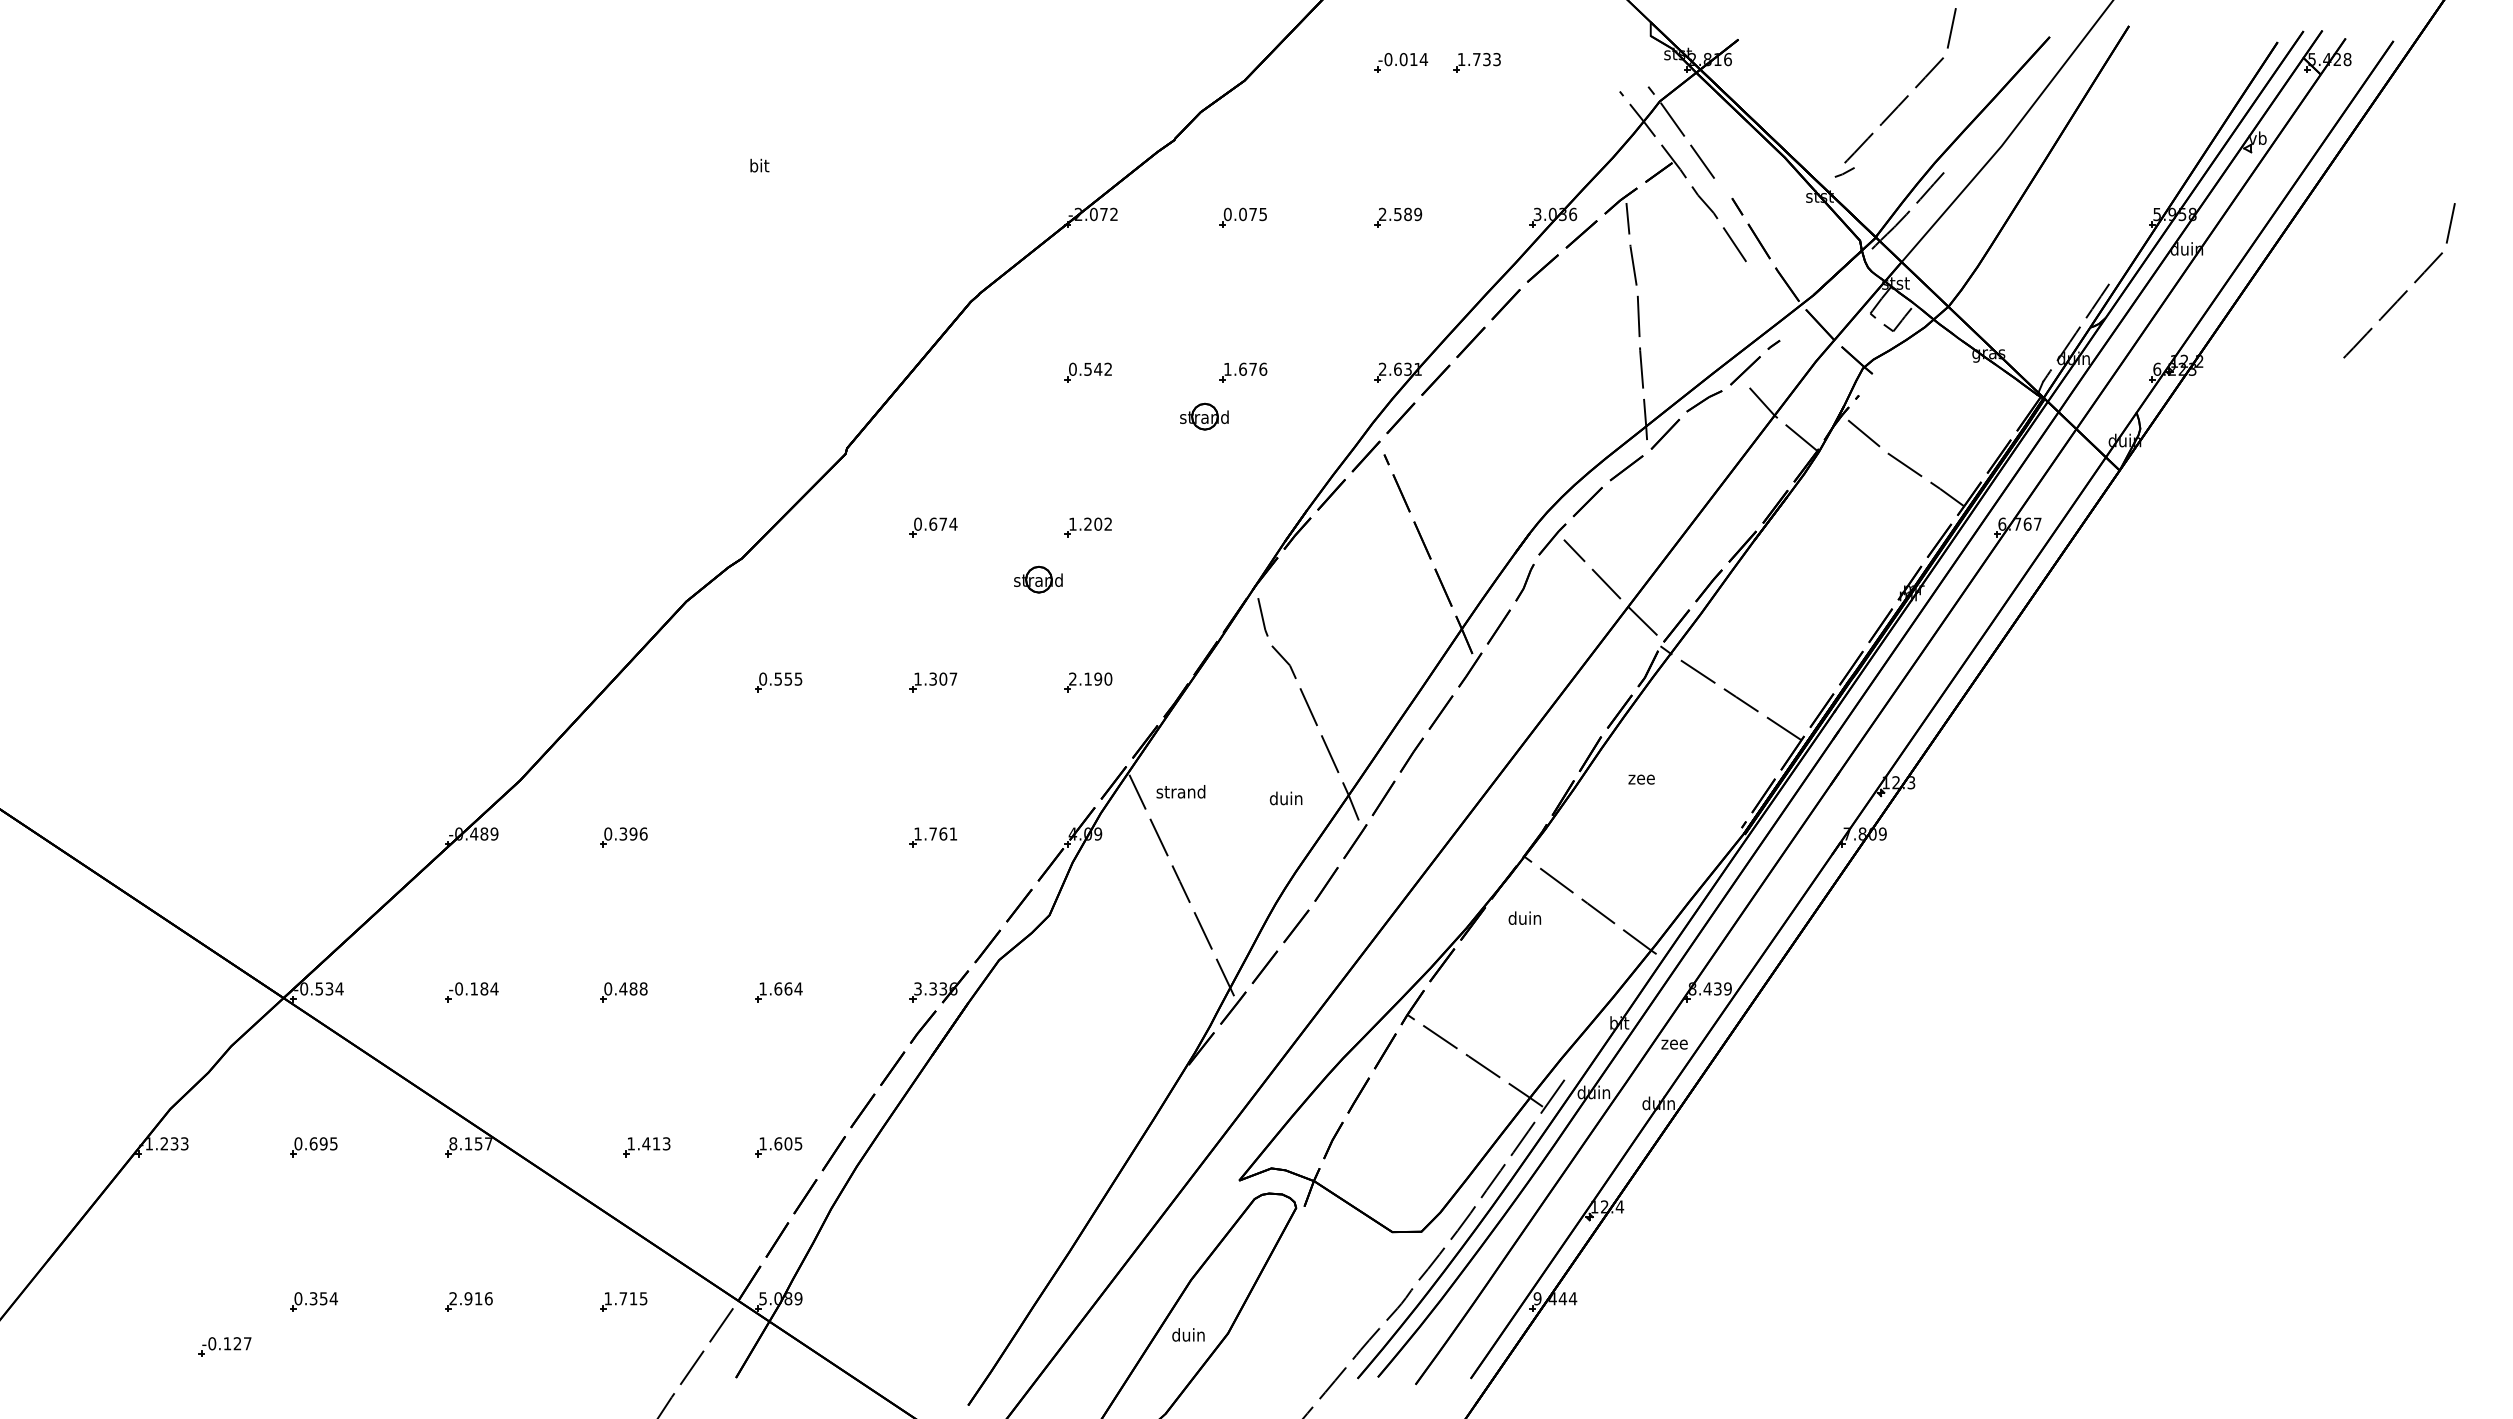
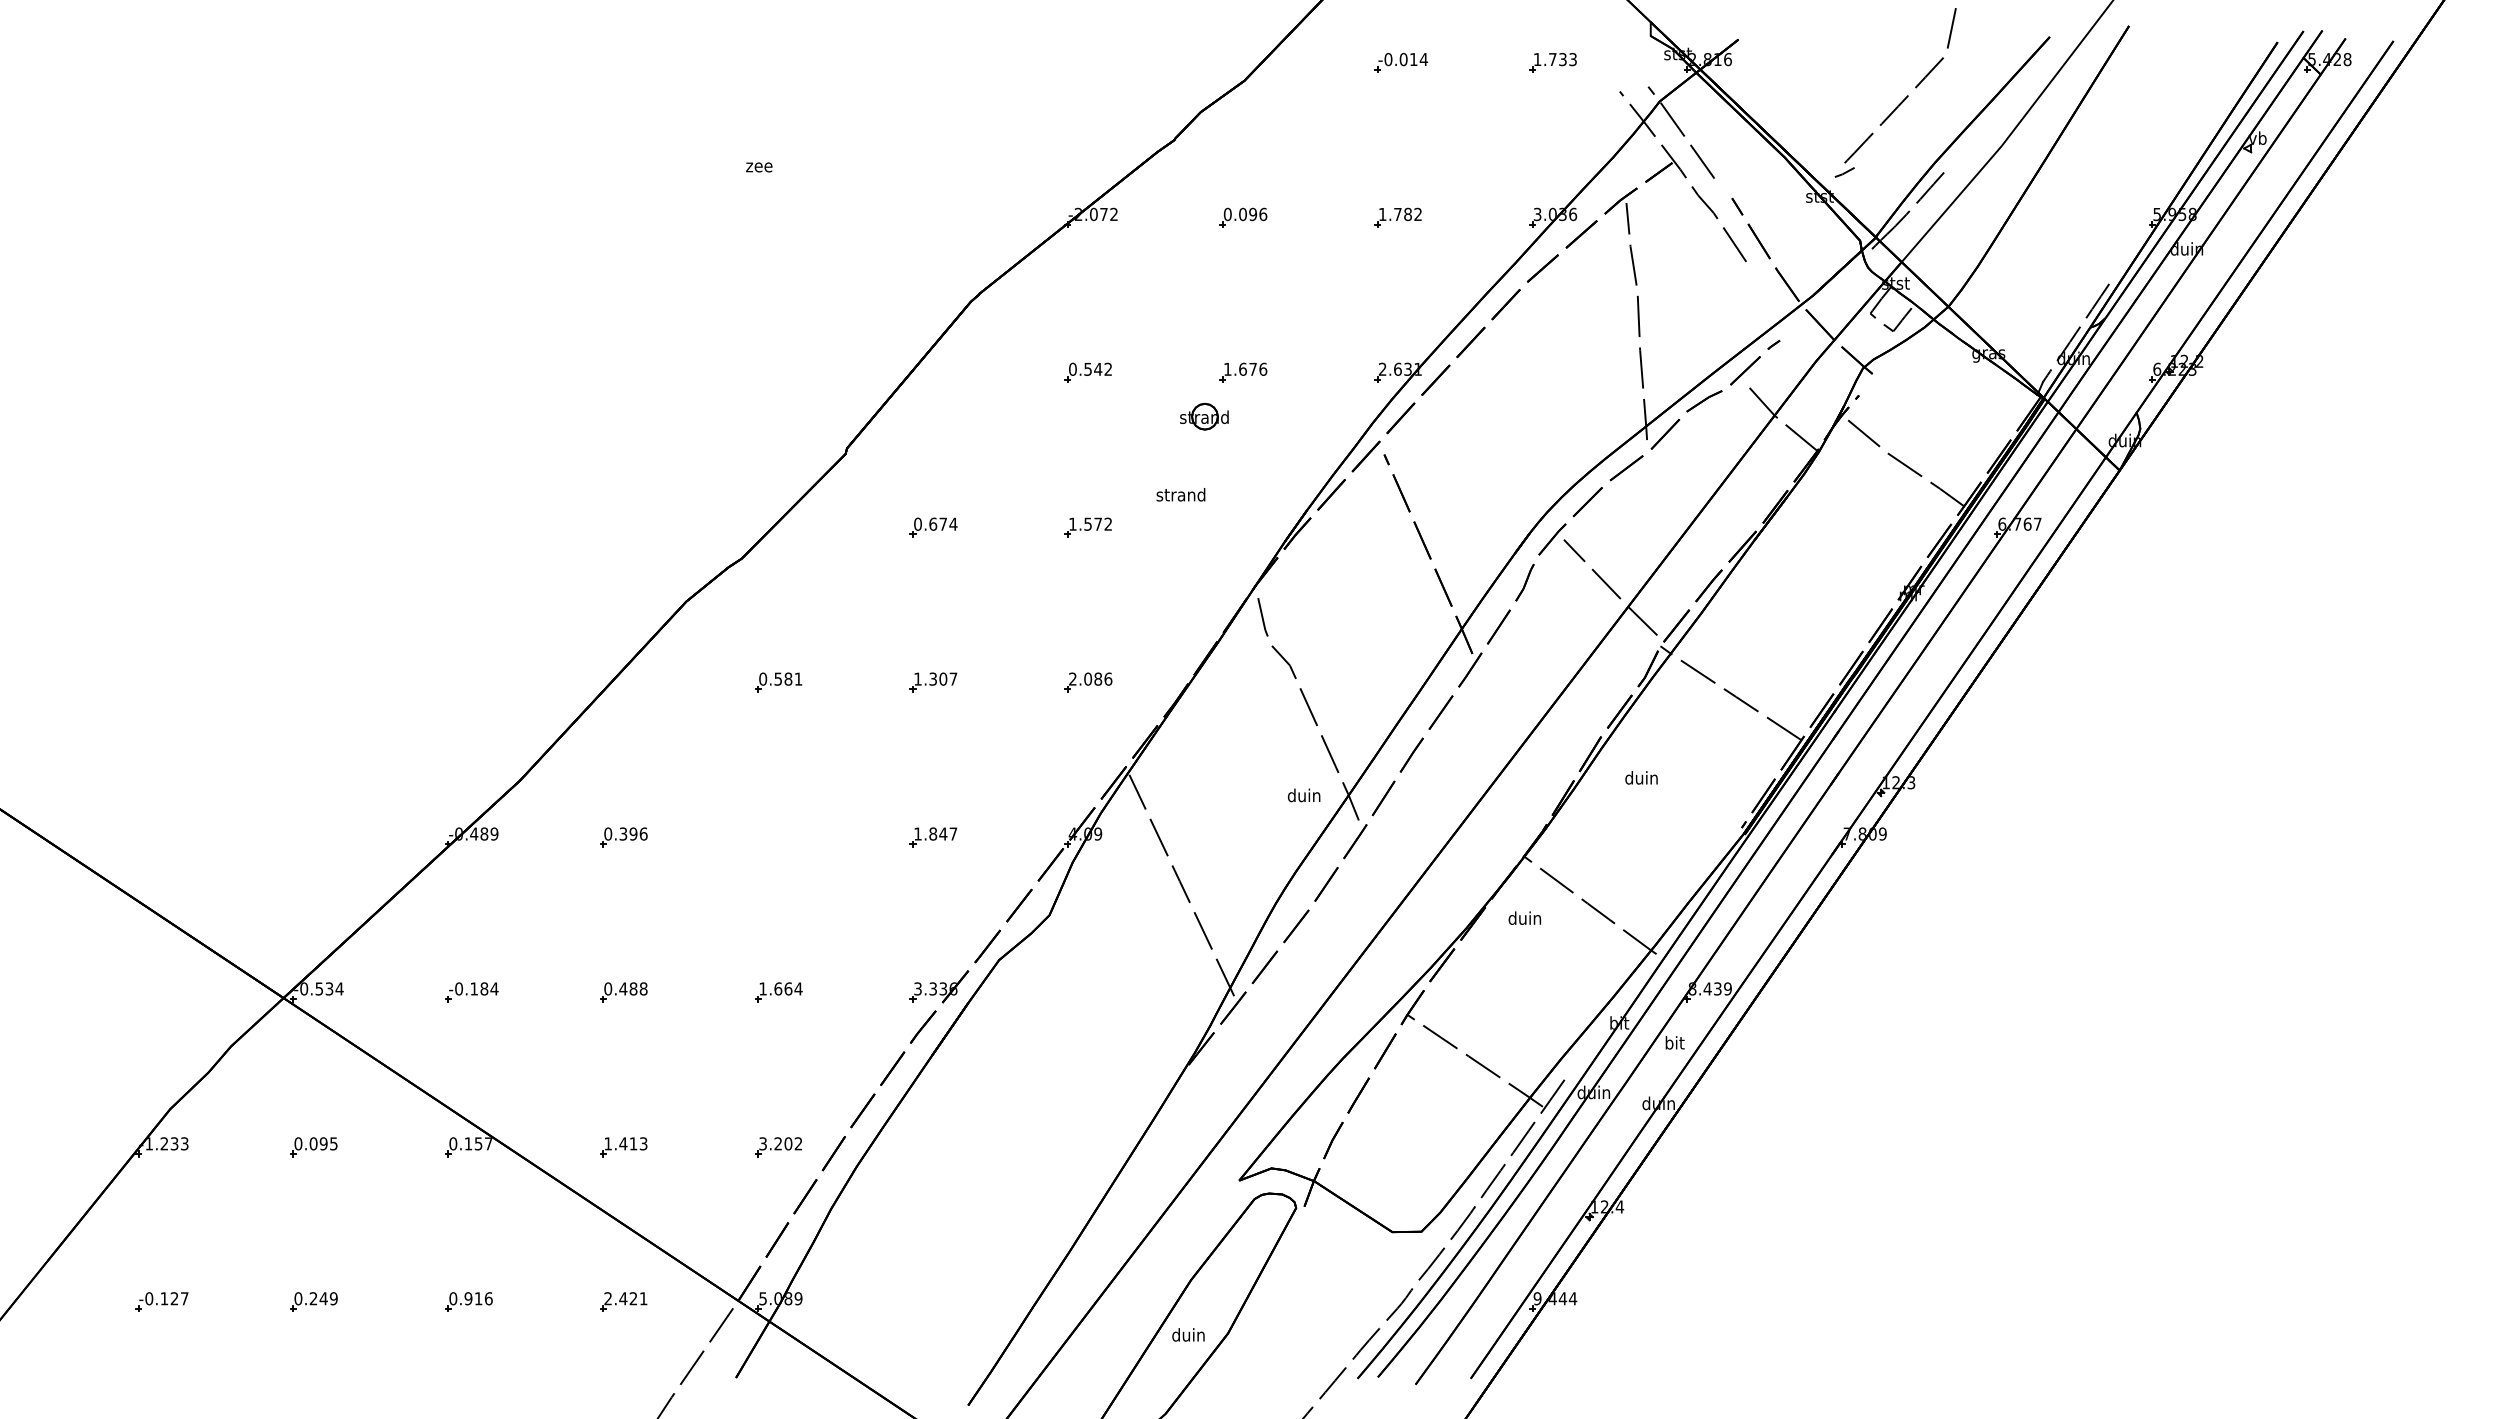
part position: (1476, 62) -> (1552, 62) (1552, 62)
text: bit -> zee (759, 165)
text: 0.075 -> 0.096 (1258, 214)
text: 2.589 -> 1.782 (1400, 214)
curve: present -> none (2406, 290)
text: 1.202 -> 1.572 (1093, 523)
part: present -> none (1038, 579)
text: 0.555 -> 0.581 (793, 678)
text: 2.190 -> 2.086 (1098, 678)
text: zee -> duin (1641, 777)
text position: (1180, 791) -> (1180, 494) (1180, 494)
text position: (1285, 798) -> (1303, 795) (1303, 795)
text: 1.761 -> 1.847 (943, 833)
text: zee -> bit (1674, 1042)
text: 0.695 -> 0.095 (313, 1143)
text: 8.157 -> 0.157 (453, 1143)
text: 1.605 -> 3.202 (780, 1143)
part position: (646, 1147) -> (623, 1147) (623, 1147)
text: 0.354 -> 0.249 (323, 1298)
text: 2.916 -> 0.916 (453, 1298)
text: 1.715 -> 2.421 (625, 1298)
part position: (224, 1346) -> (161, 1301) (161, 1301)
